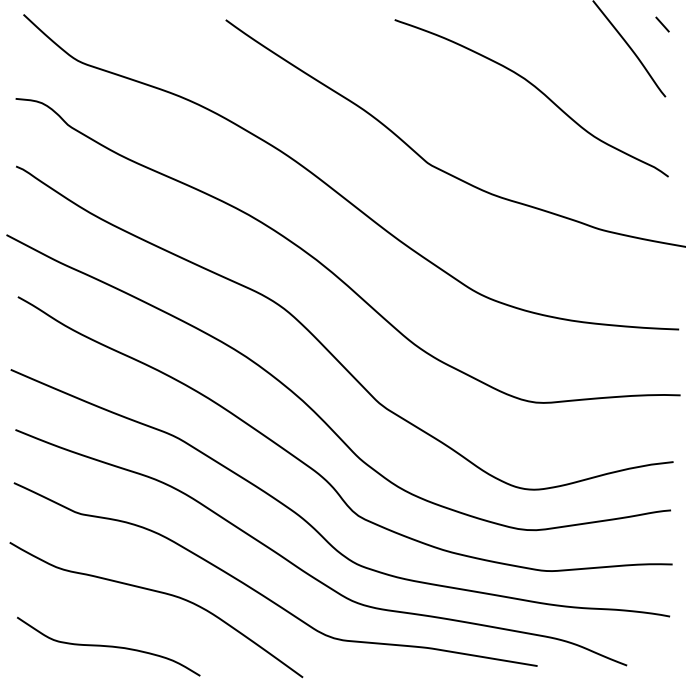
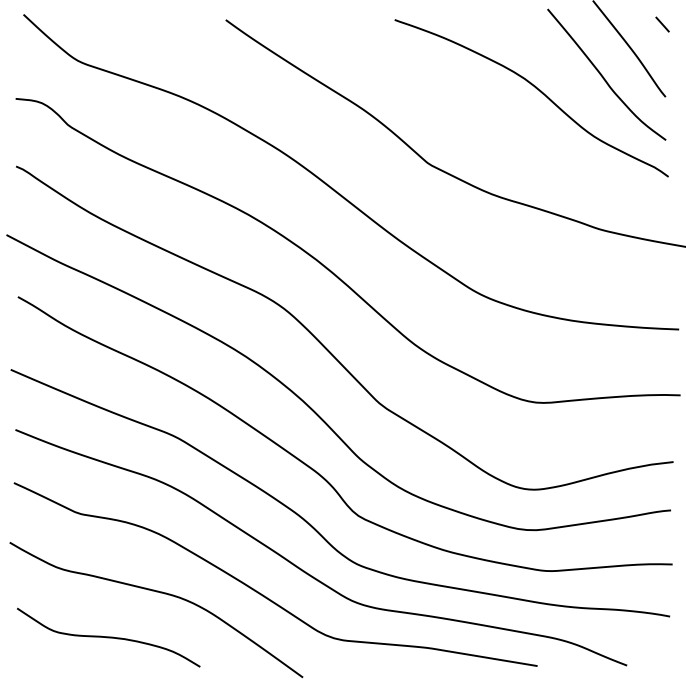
curve: none -> present (603, 76)
curve position: (108, 646) -> (108, 637) (108, 637)
